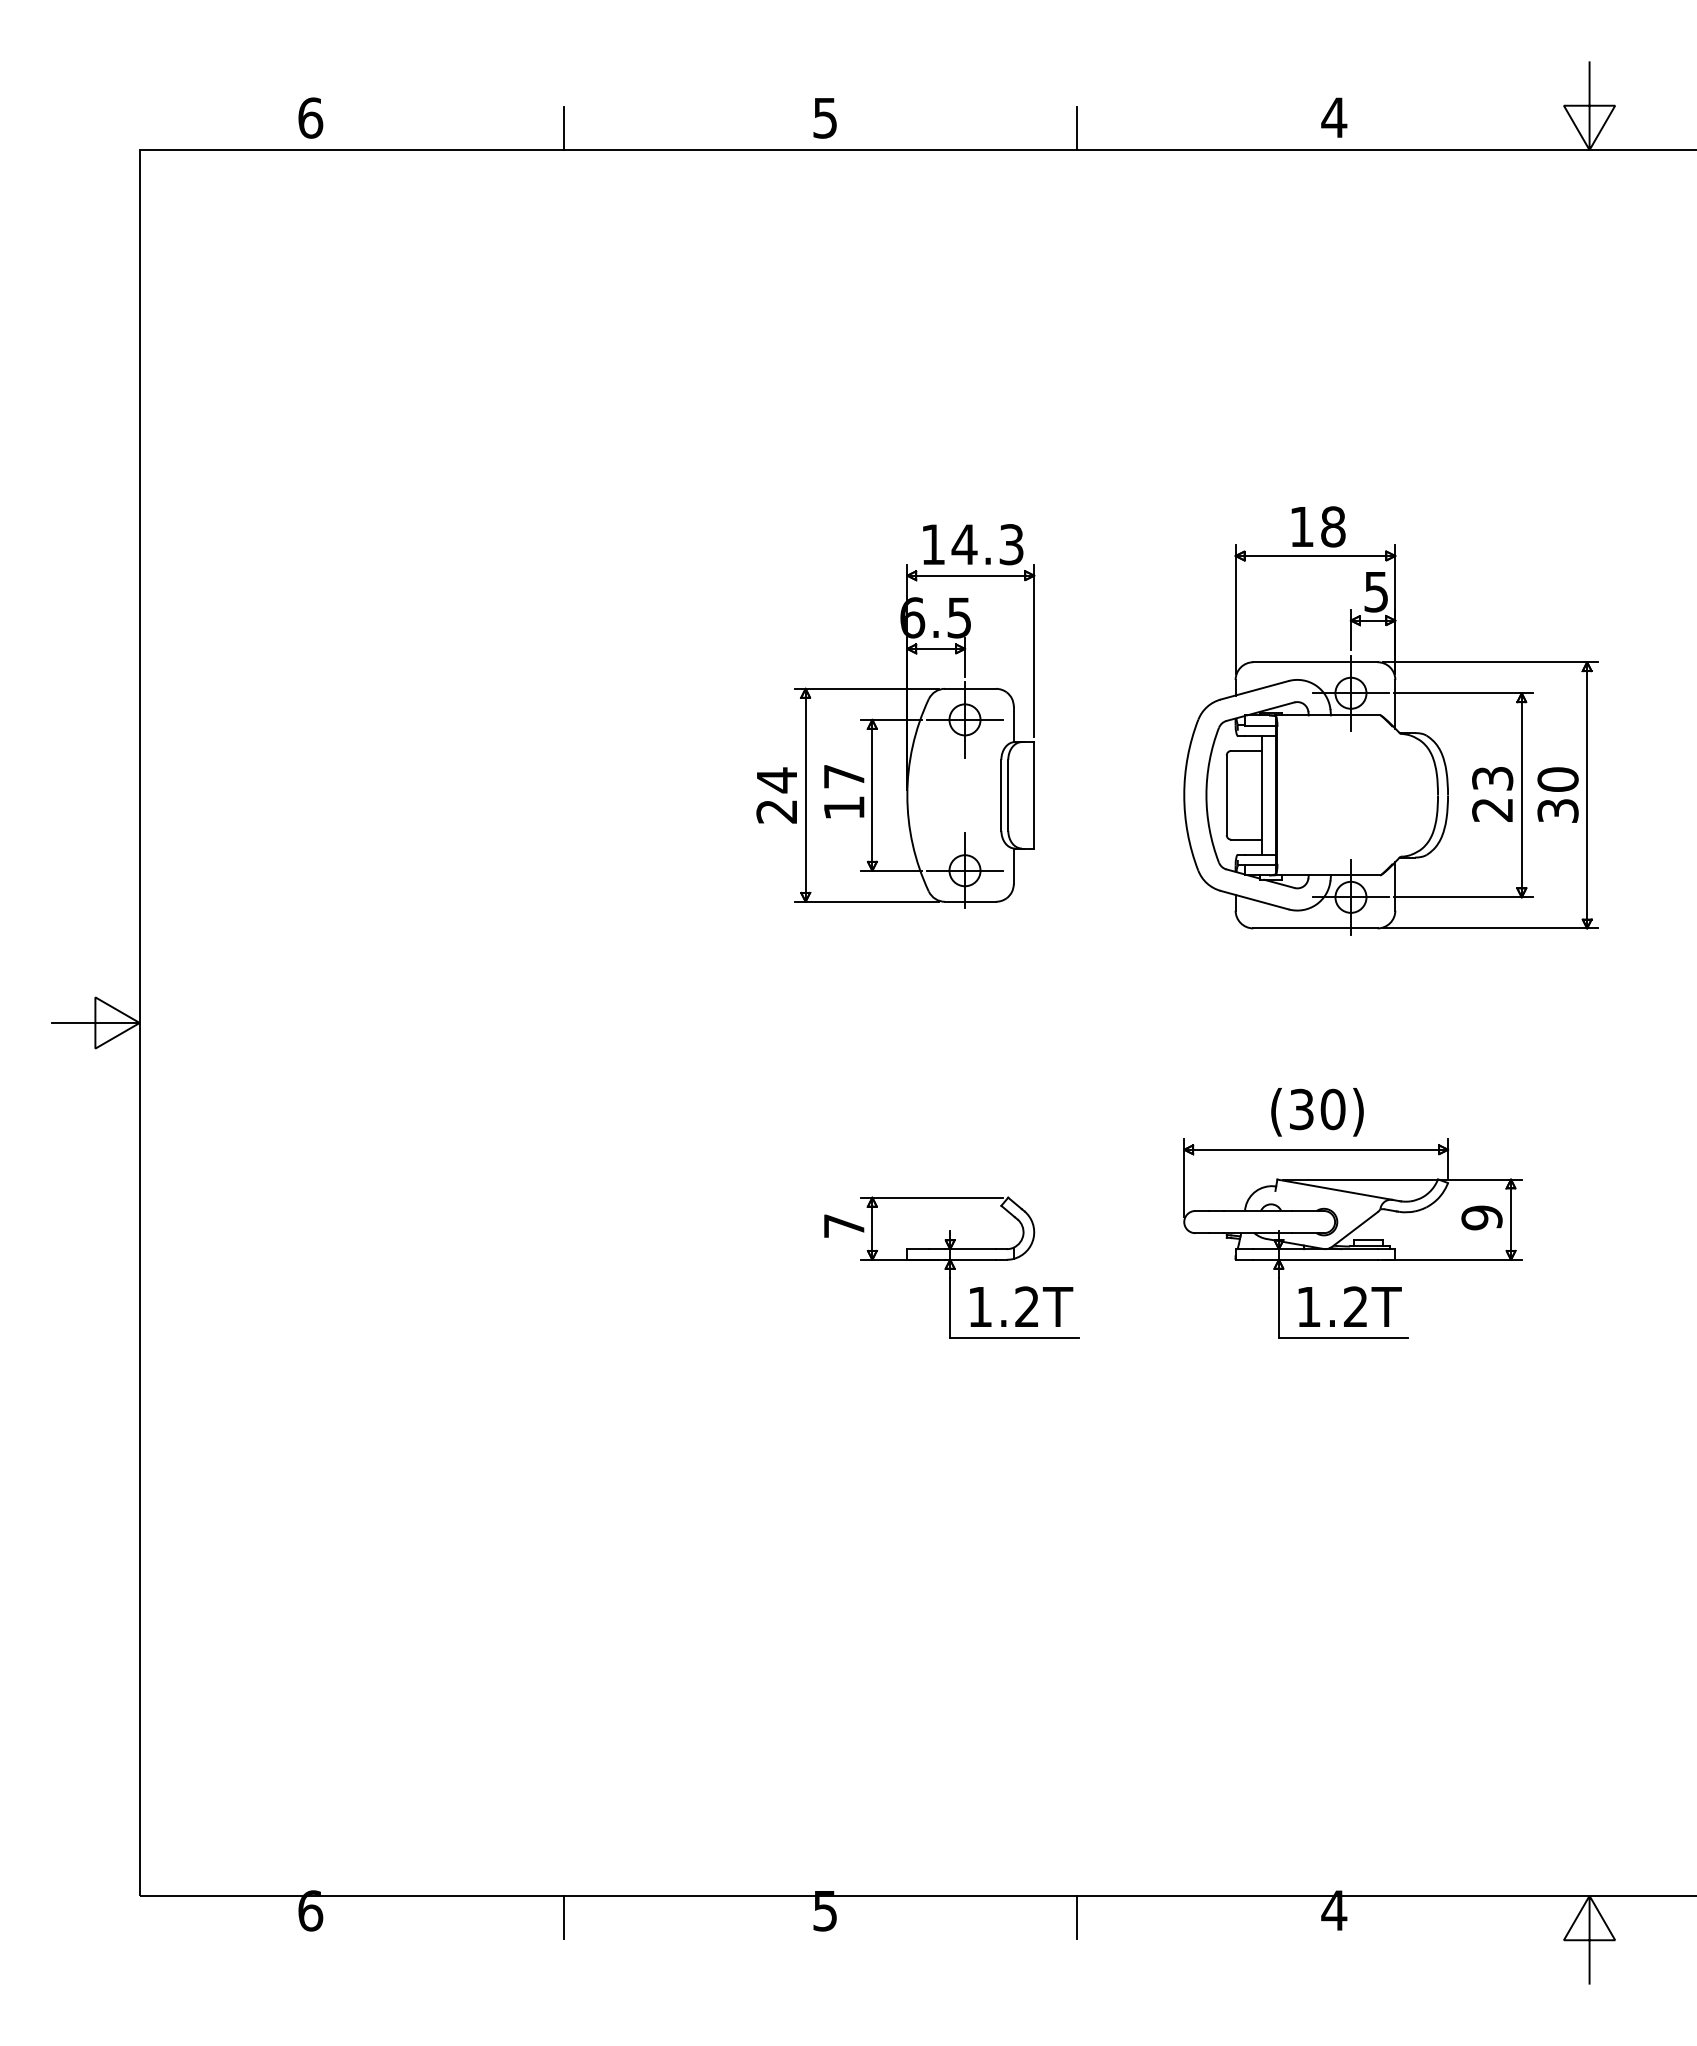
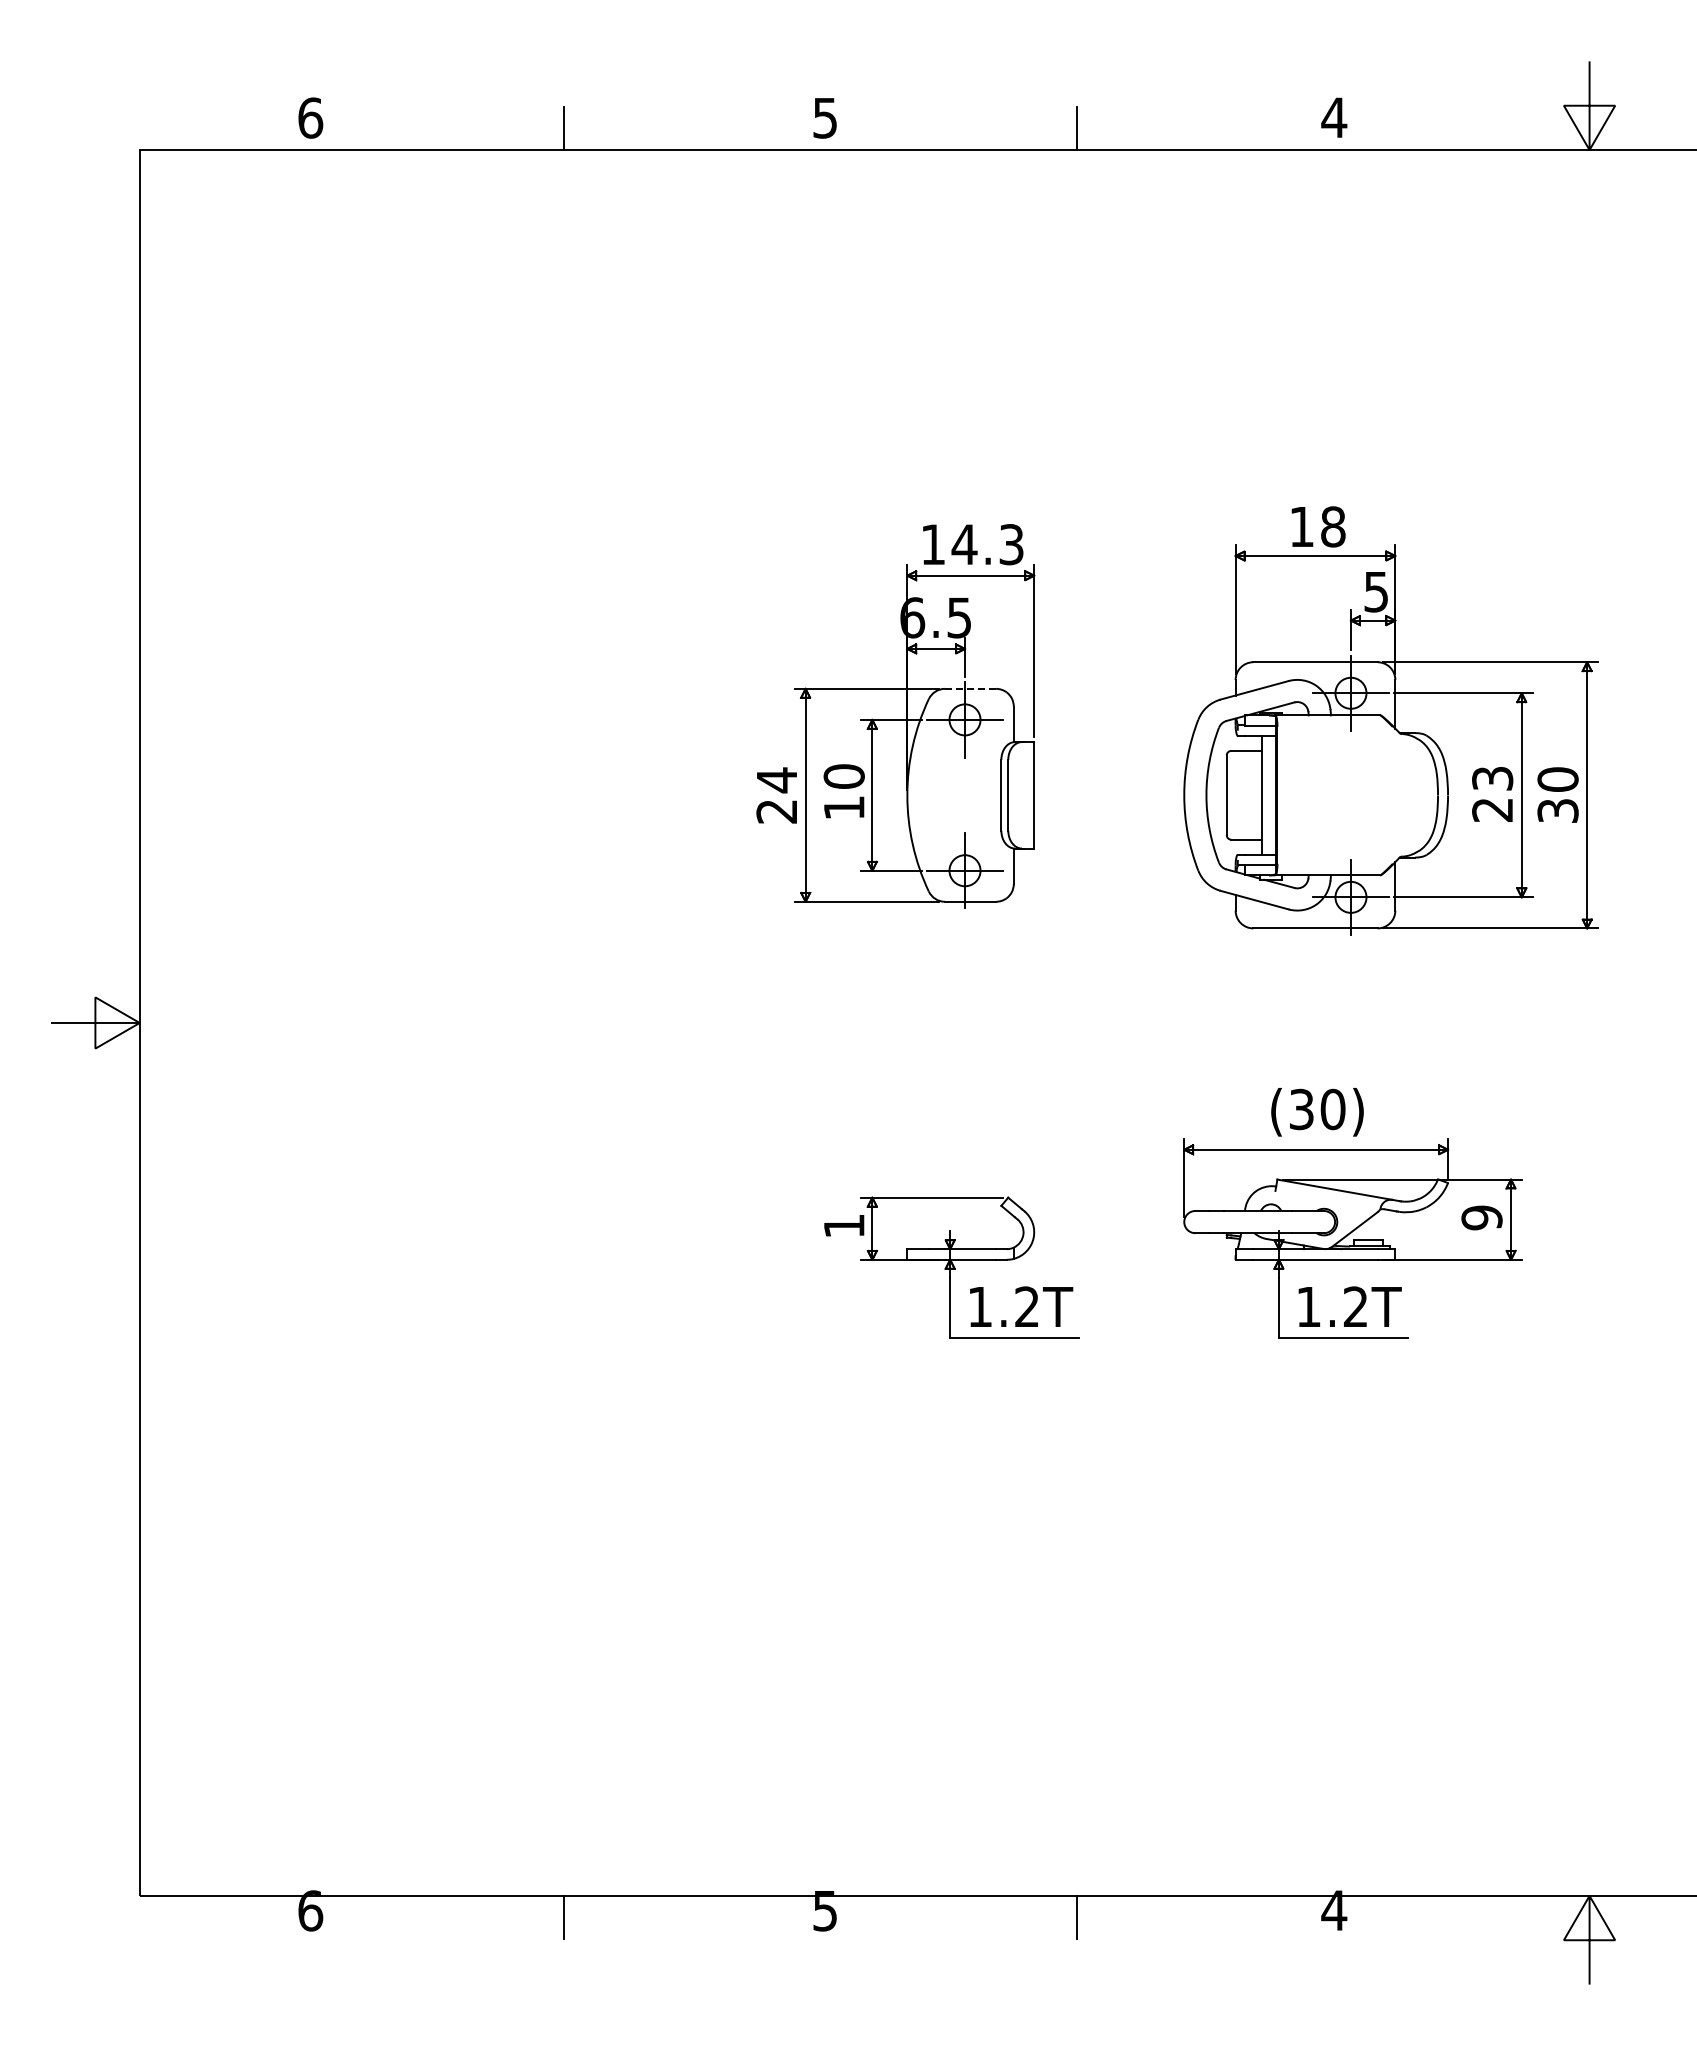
line: solid -> dashed (970, 688)
text: 17 -> 10 (843, 776)
text: 7 -> 1 (844, 1225)
